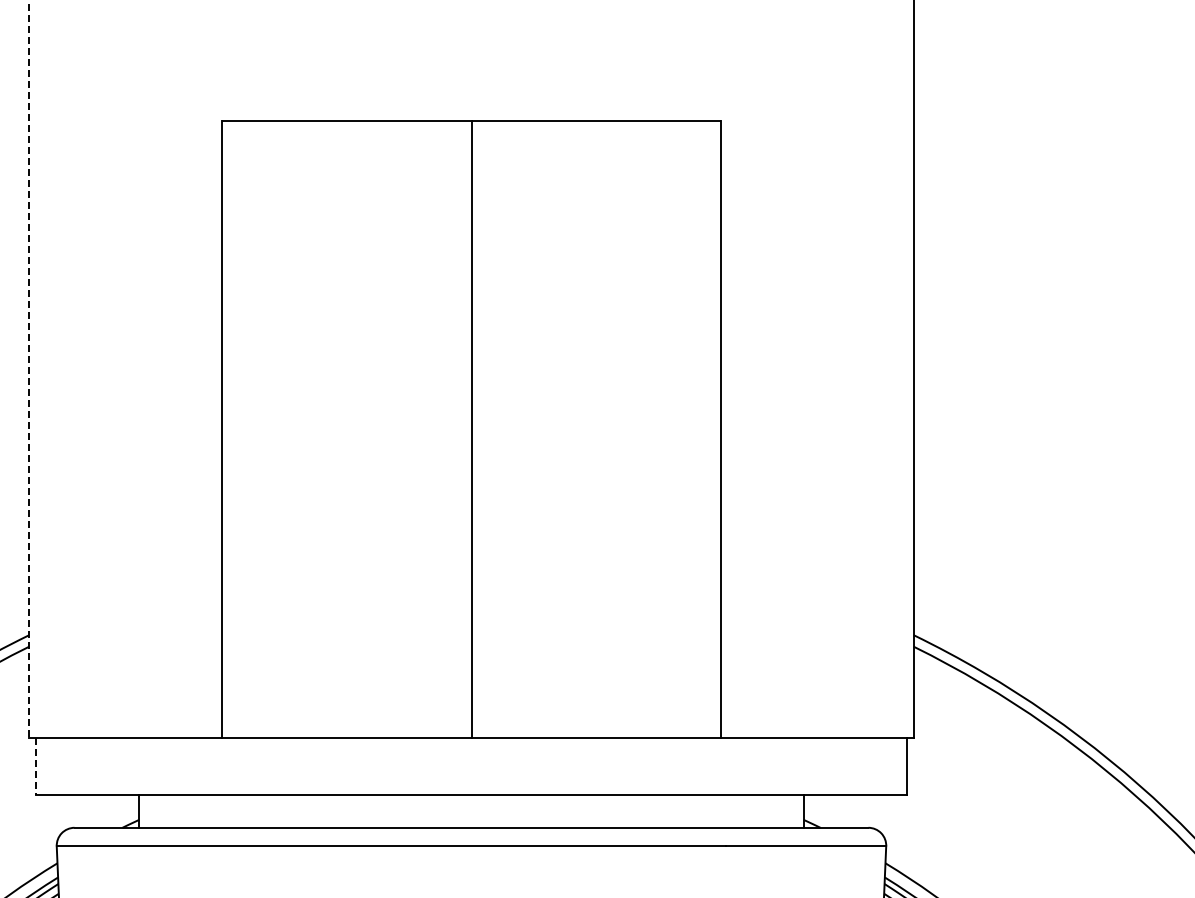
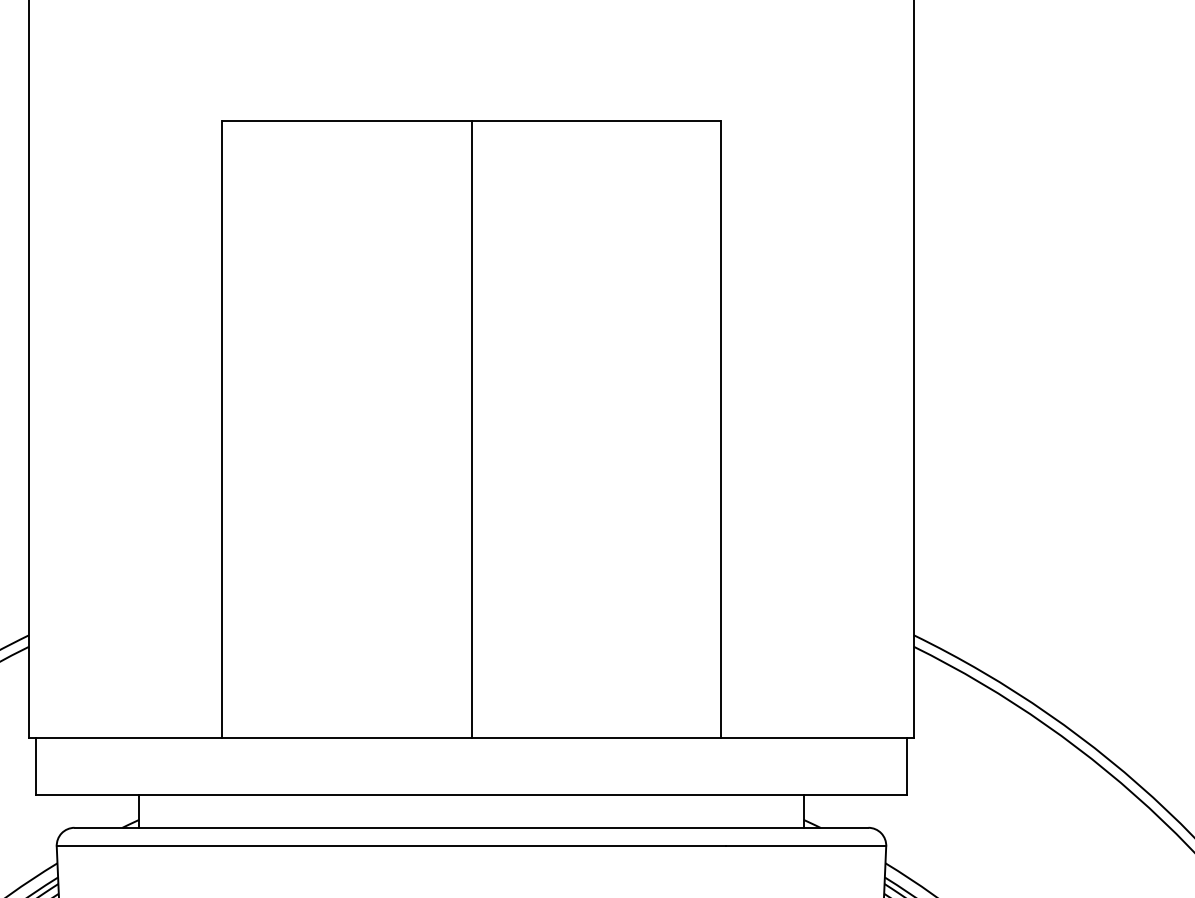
line: dashed -> solid (29, 369)
line: dashed -> solid (36, 766)
